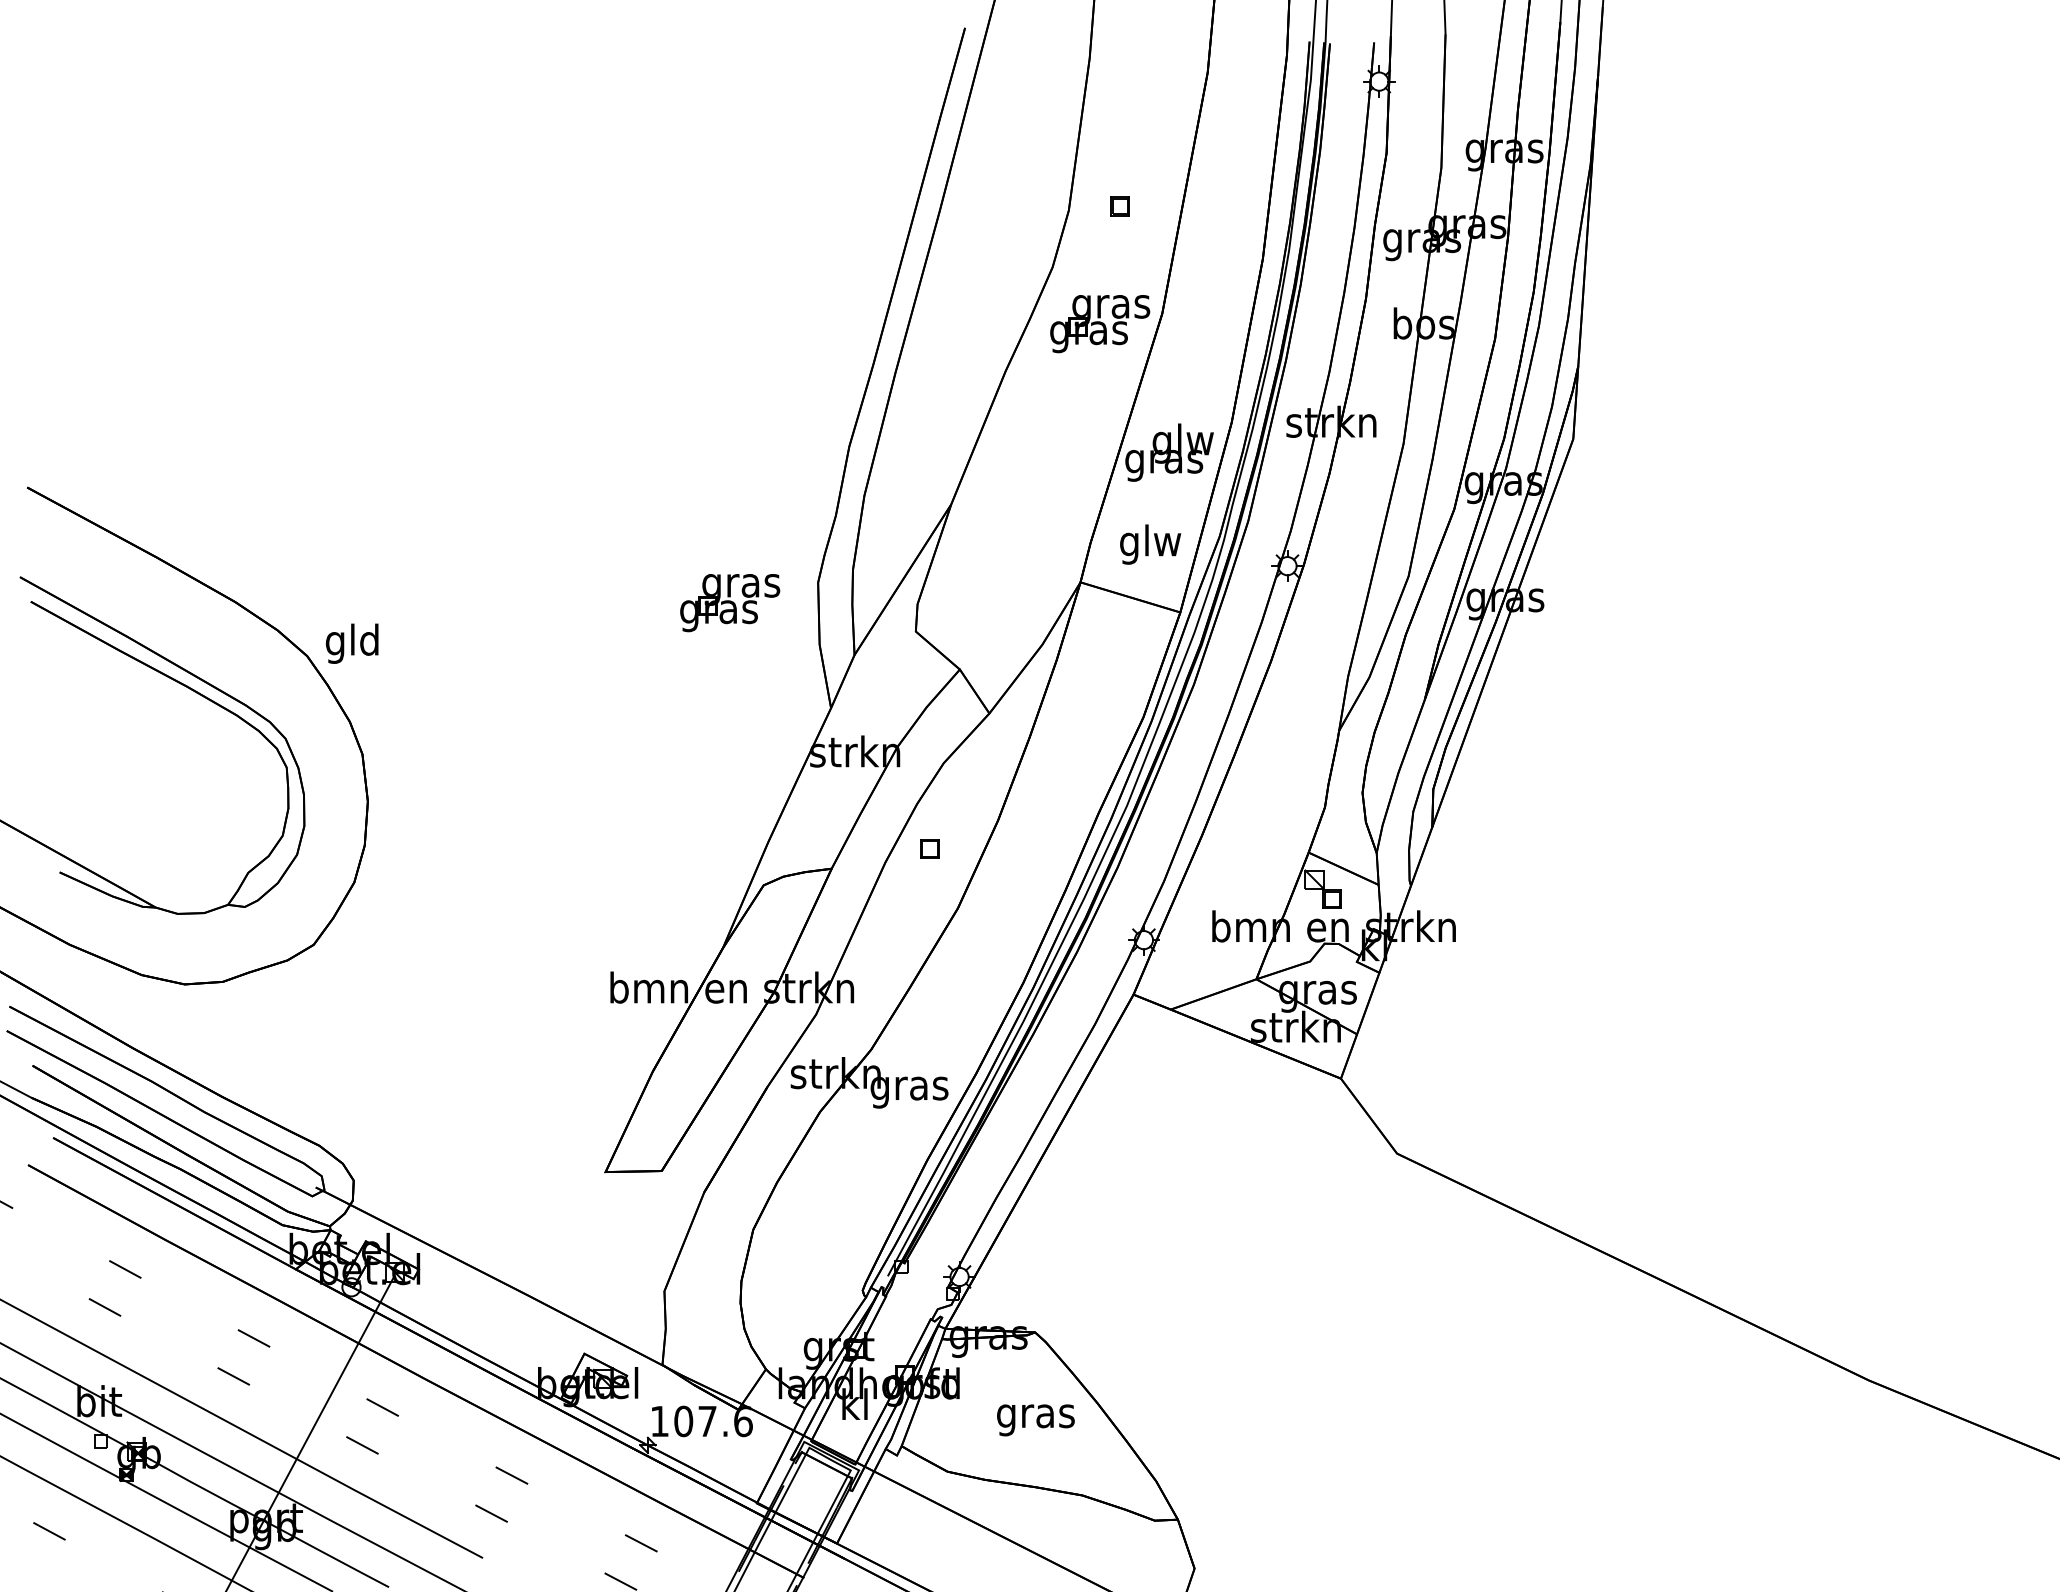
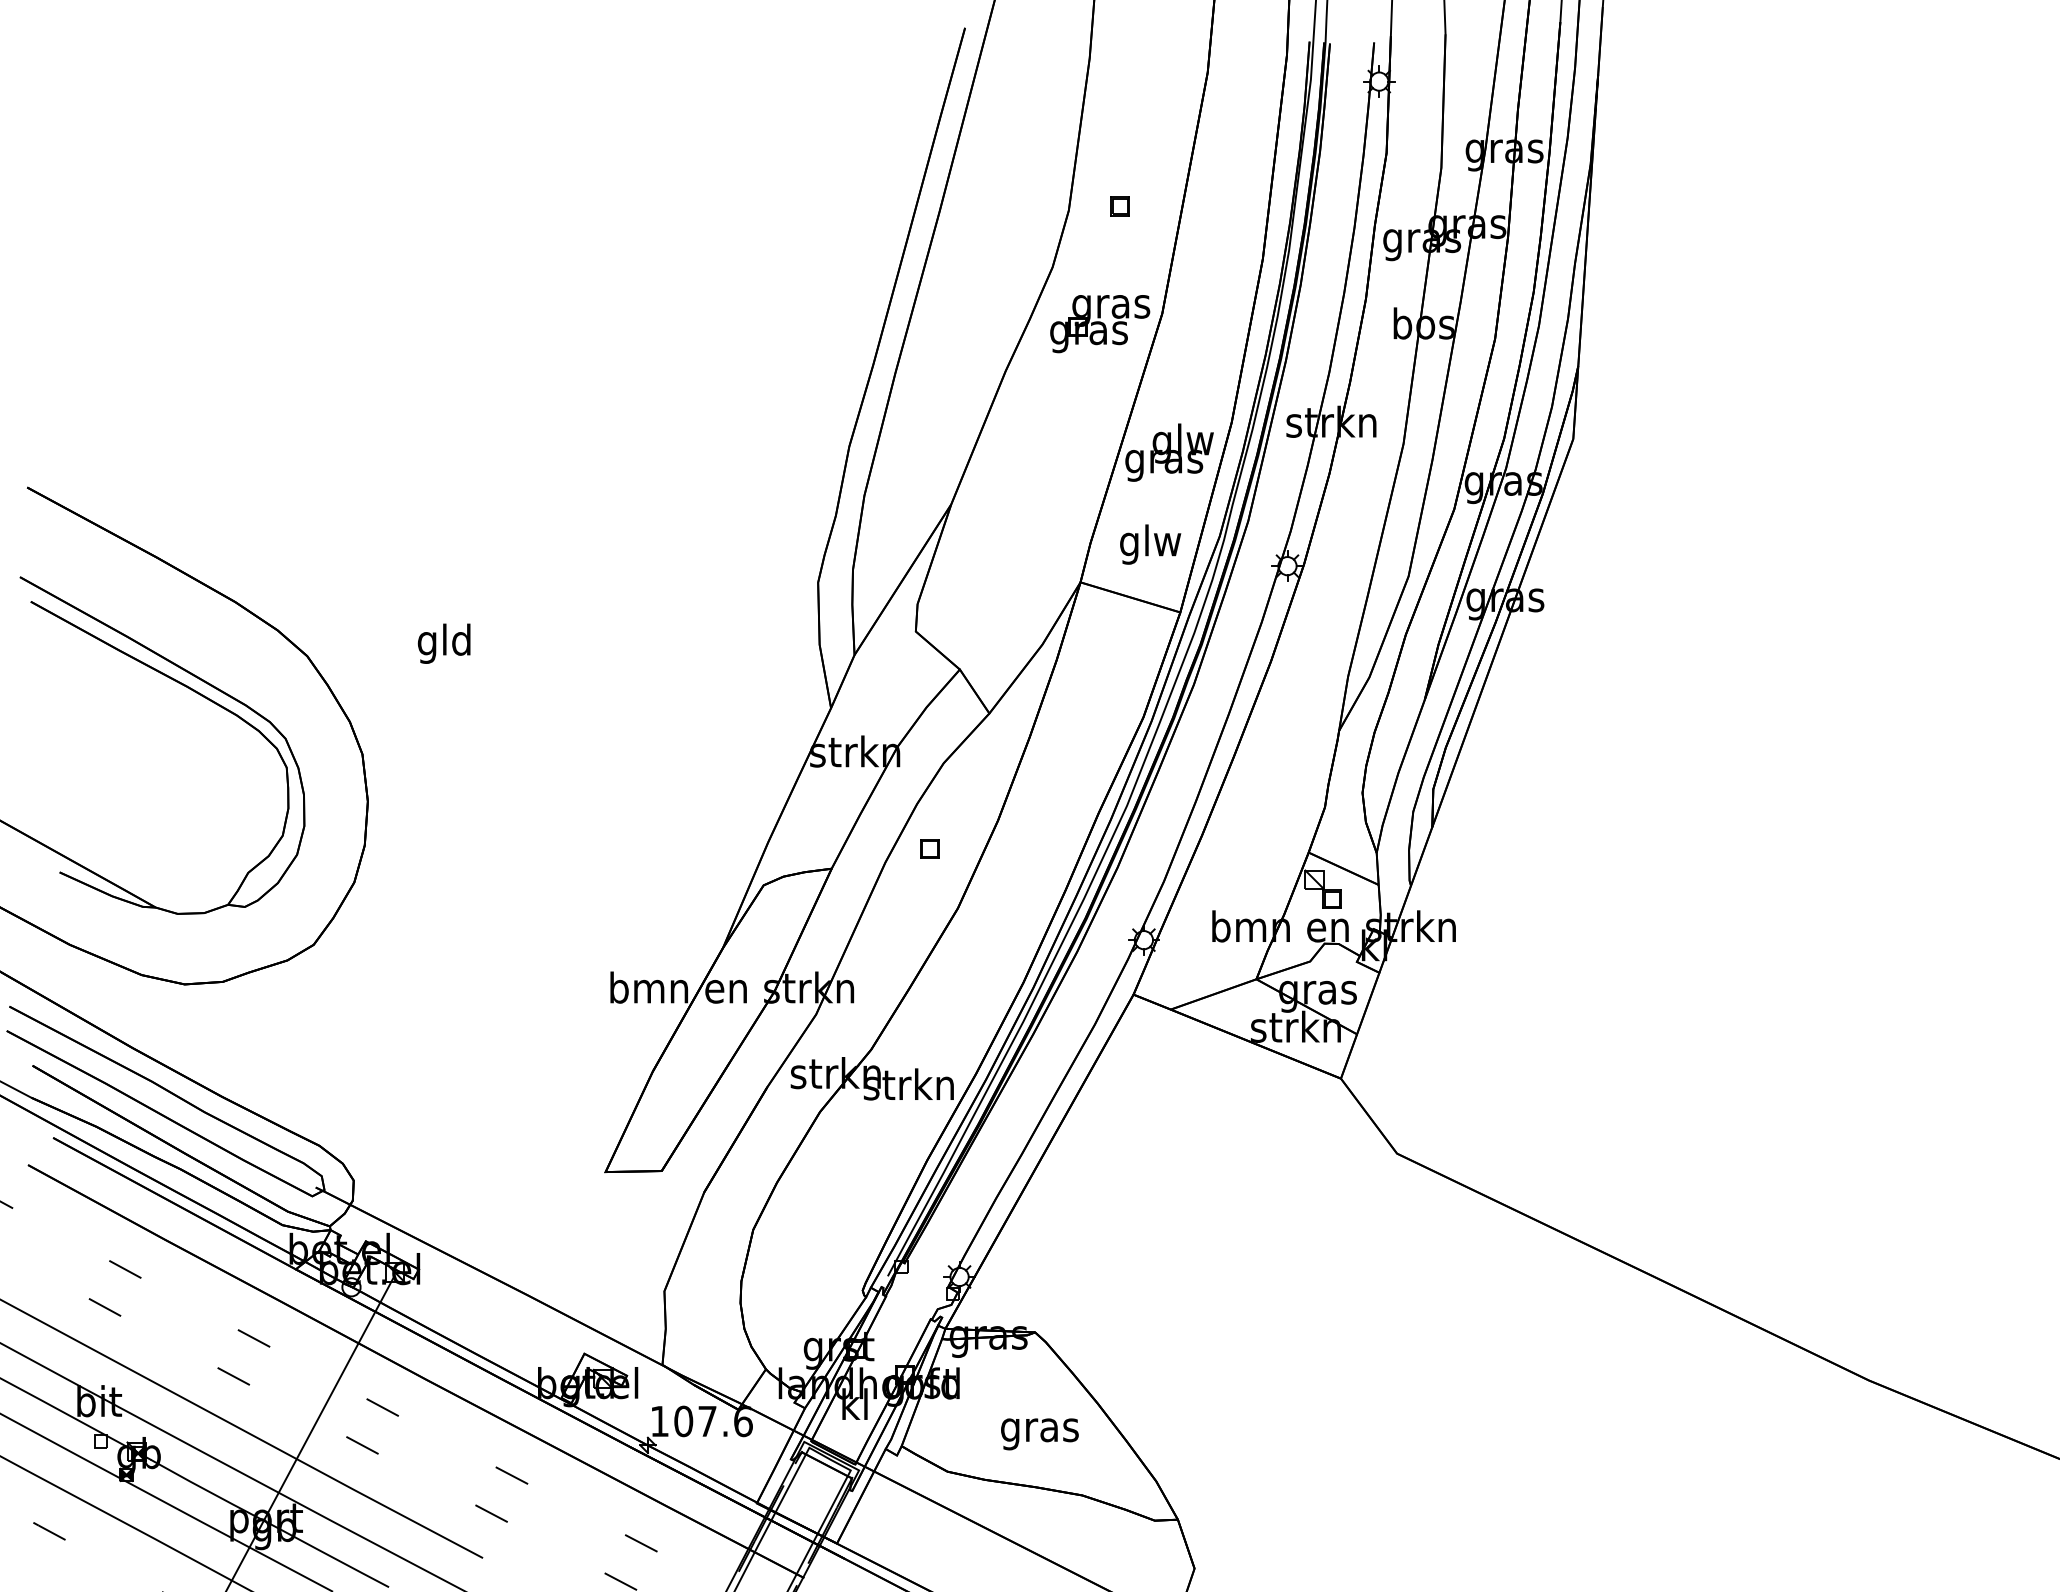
part: present -> none (730, 603)
text position: (351, 643) -> (443, 643) (443, 643)
text: gras -> strkn (908, 1088)
text position: (1035, 1420) -> (1039, 1434) (1039, 1434)
